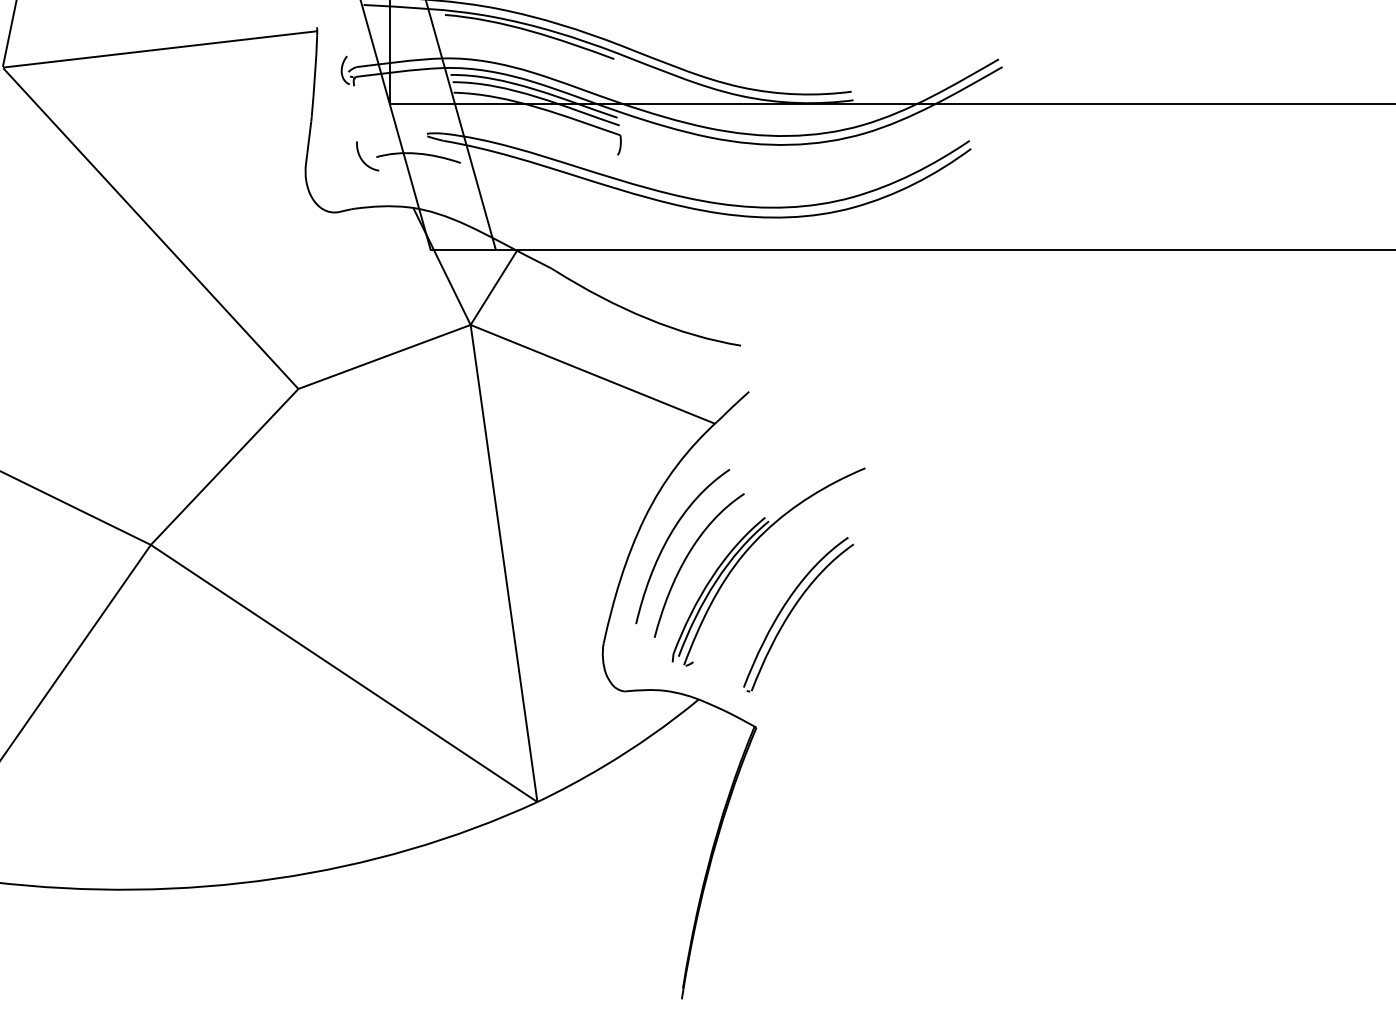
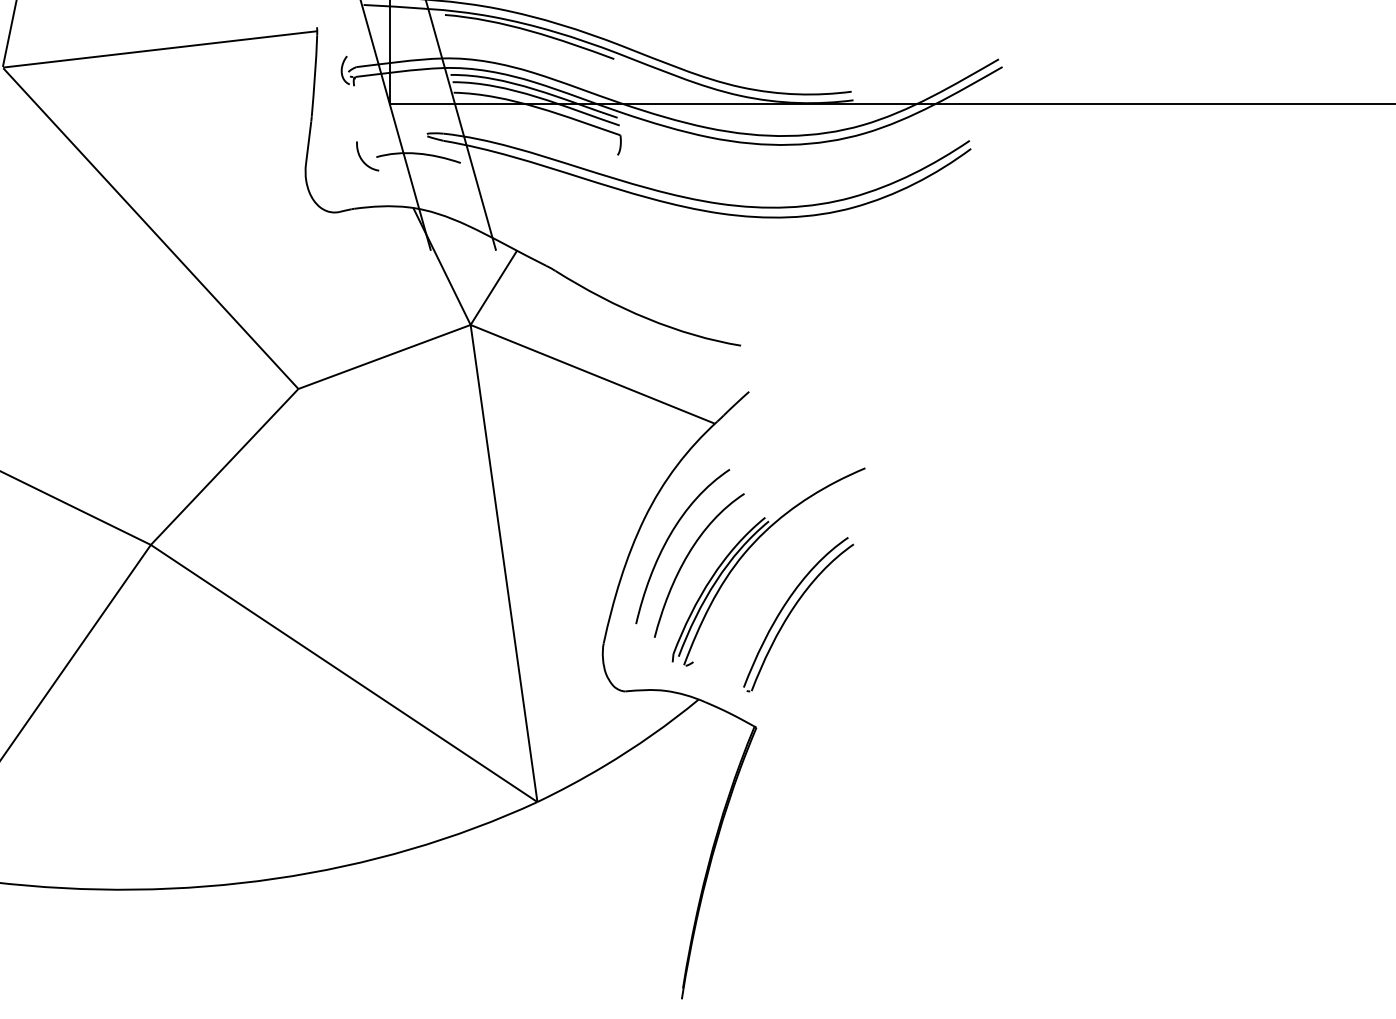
line: present -> none (911, 249)
